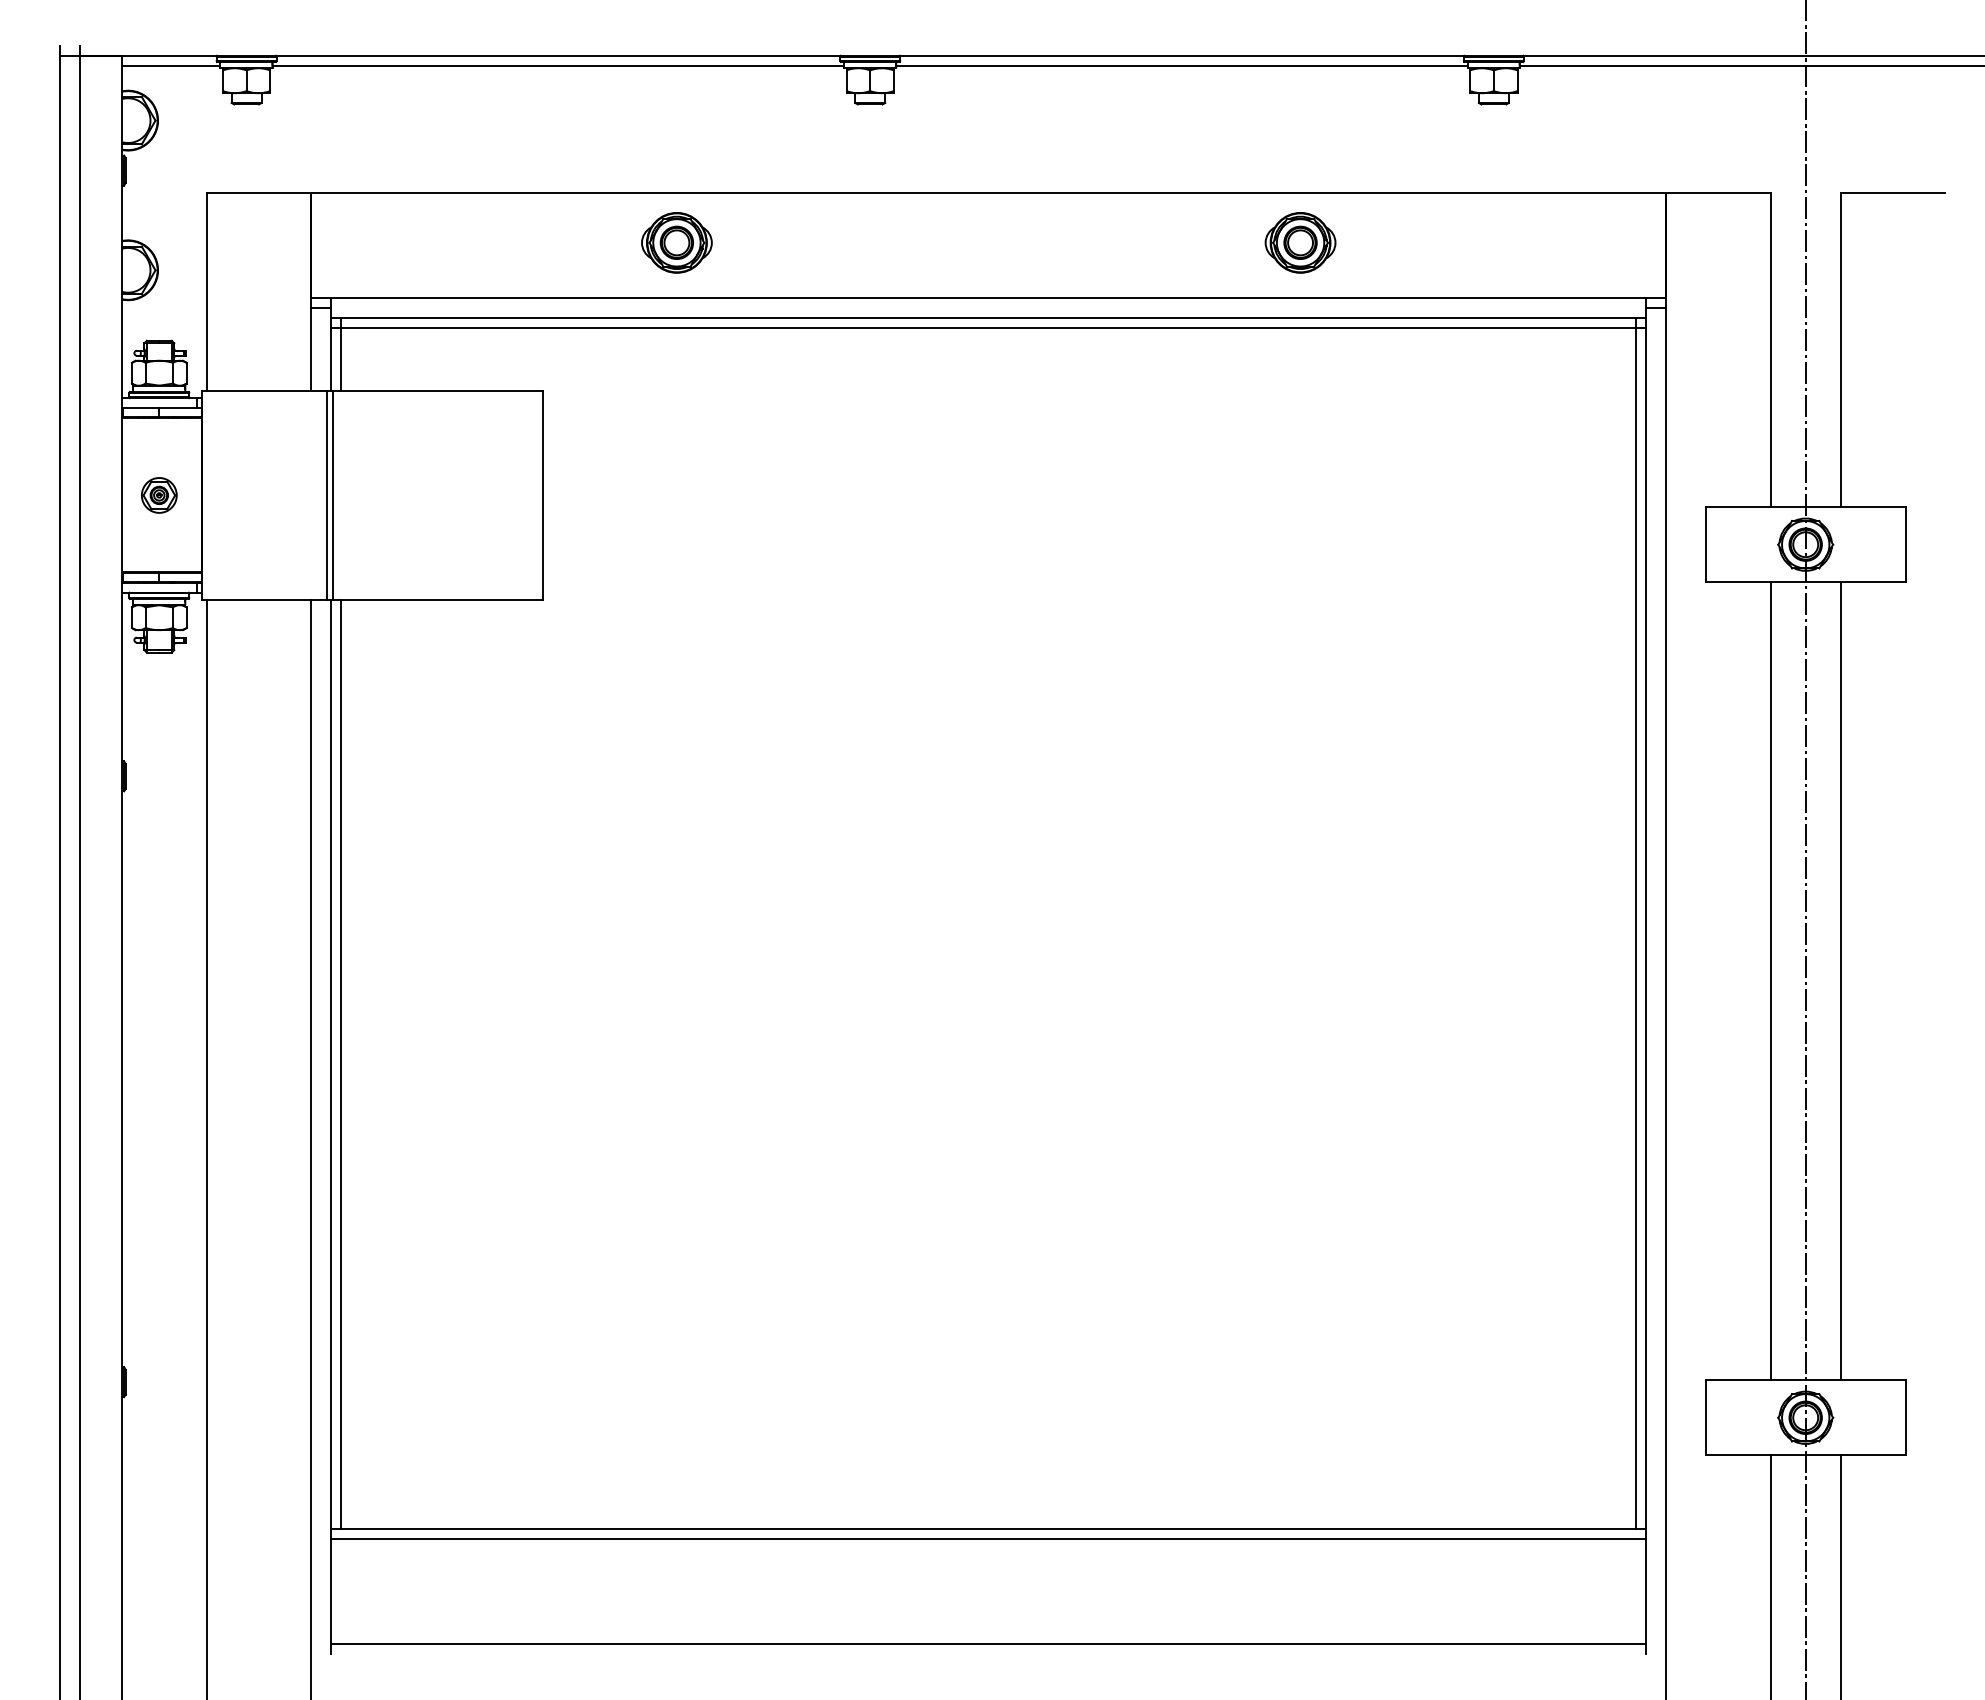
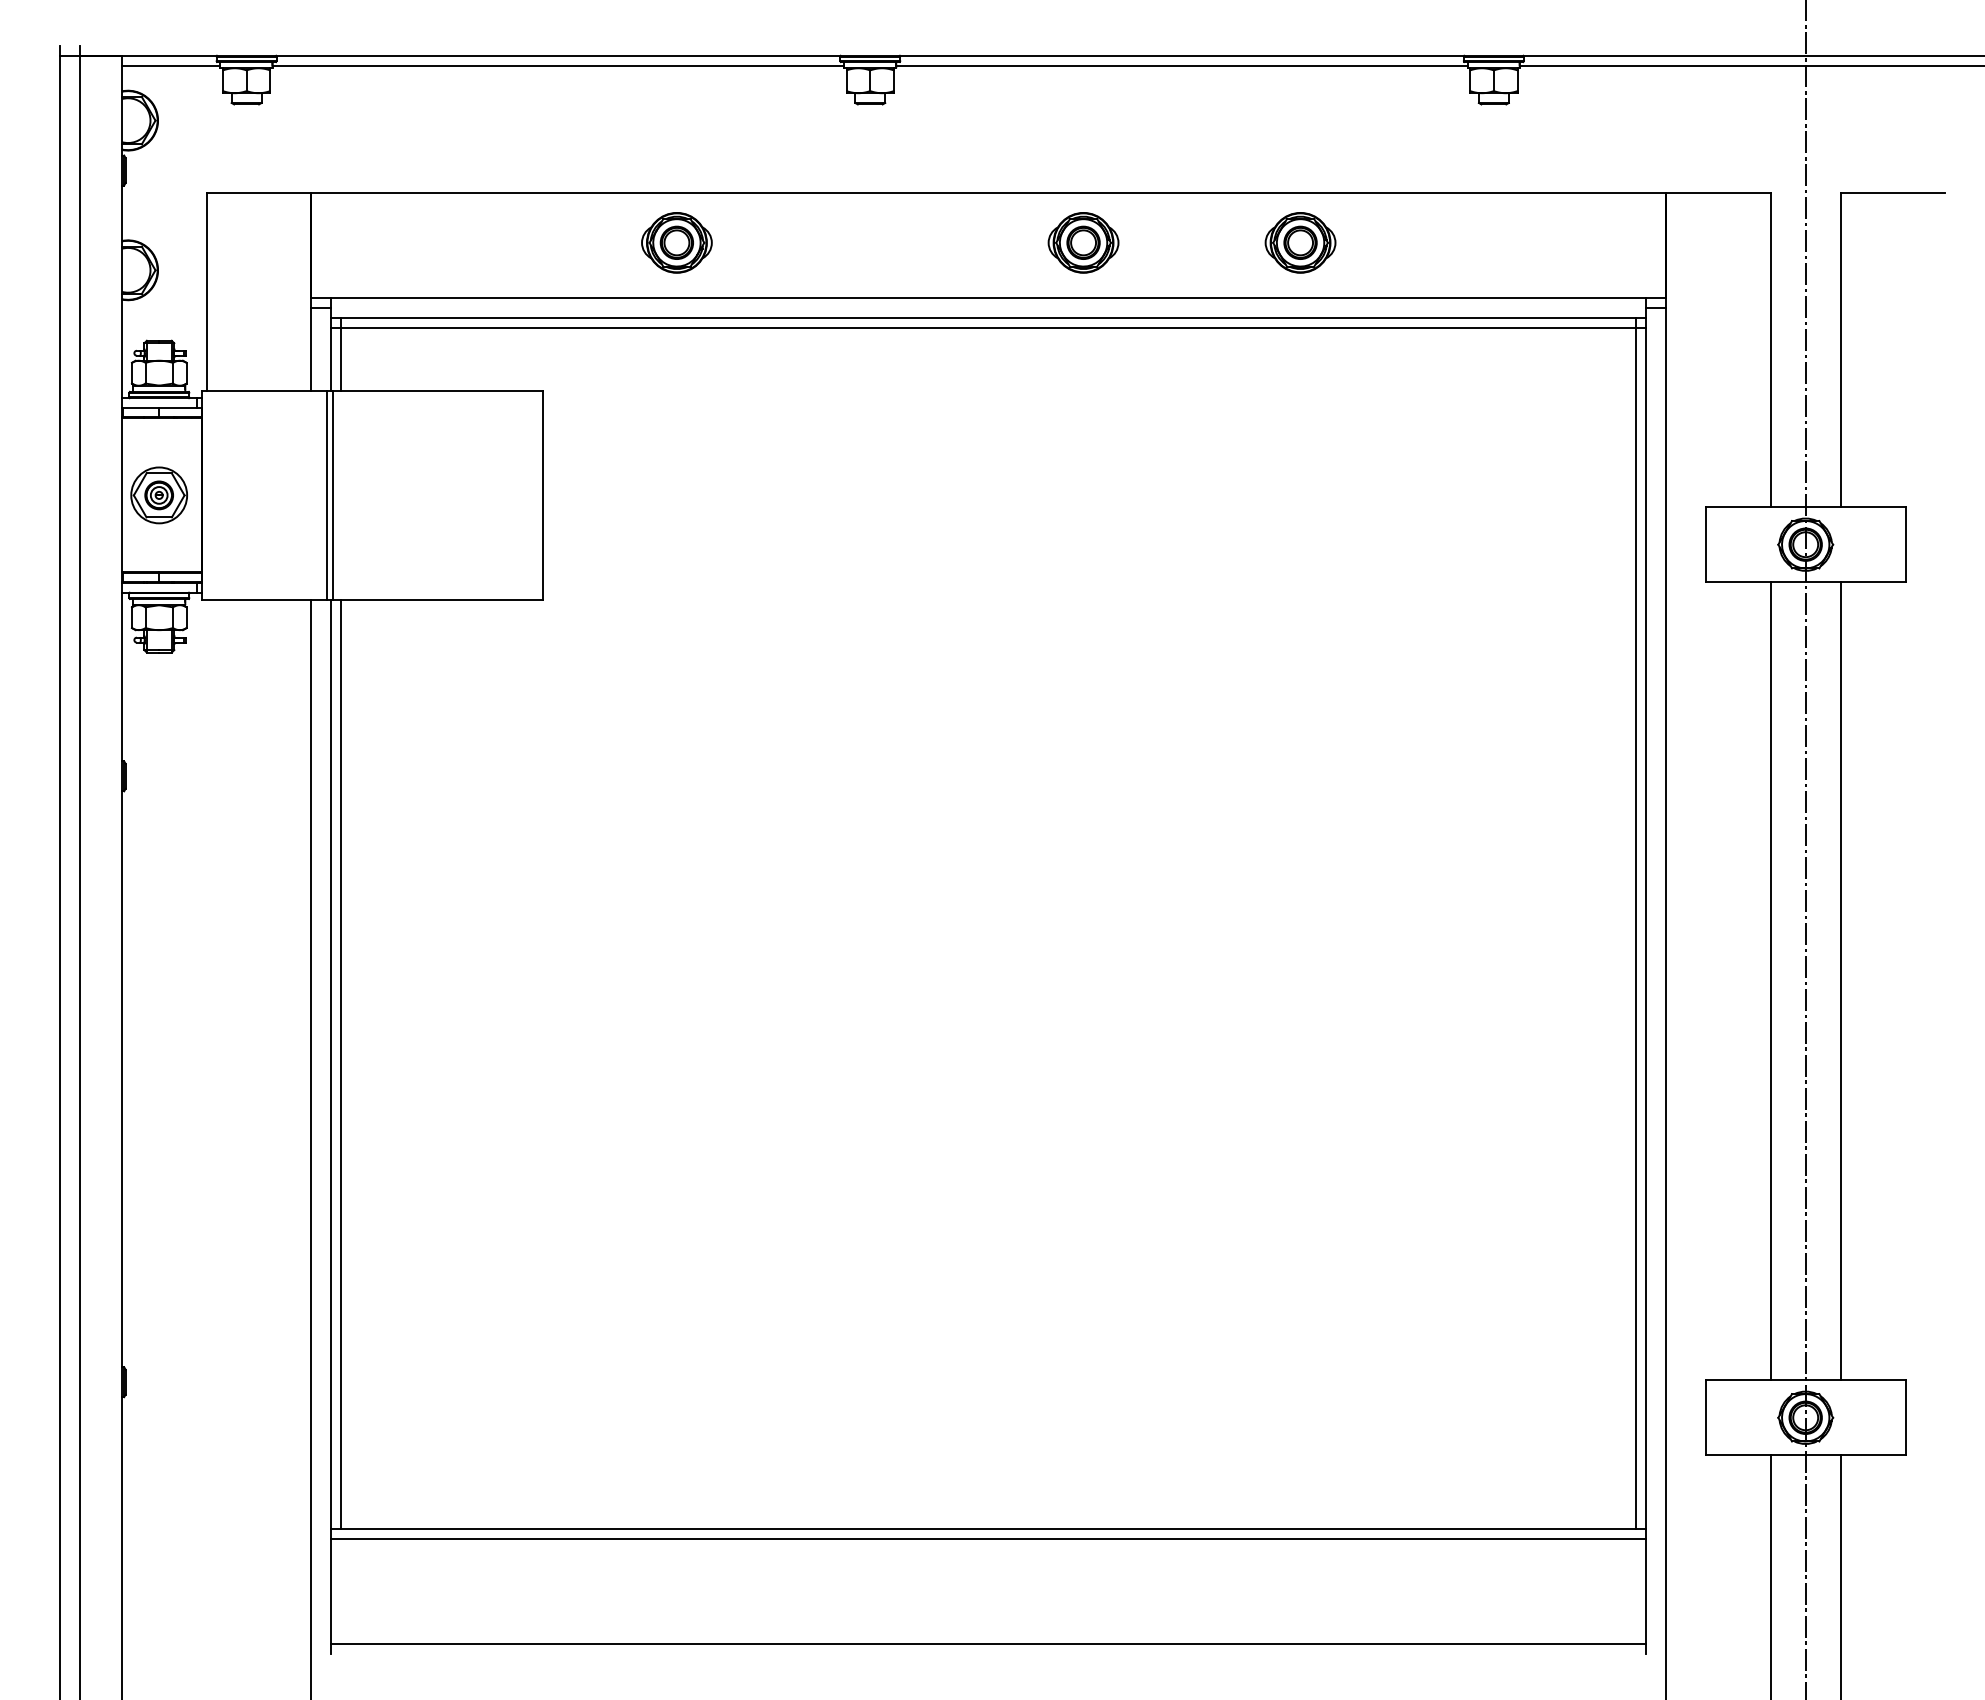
part: none -> present (1083, 242)
part size: 37x37 px -> 58x59 px (158, 495)
line: present -> none (206, 1148)
